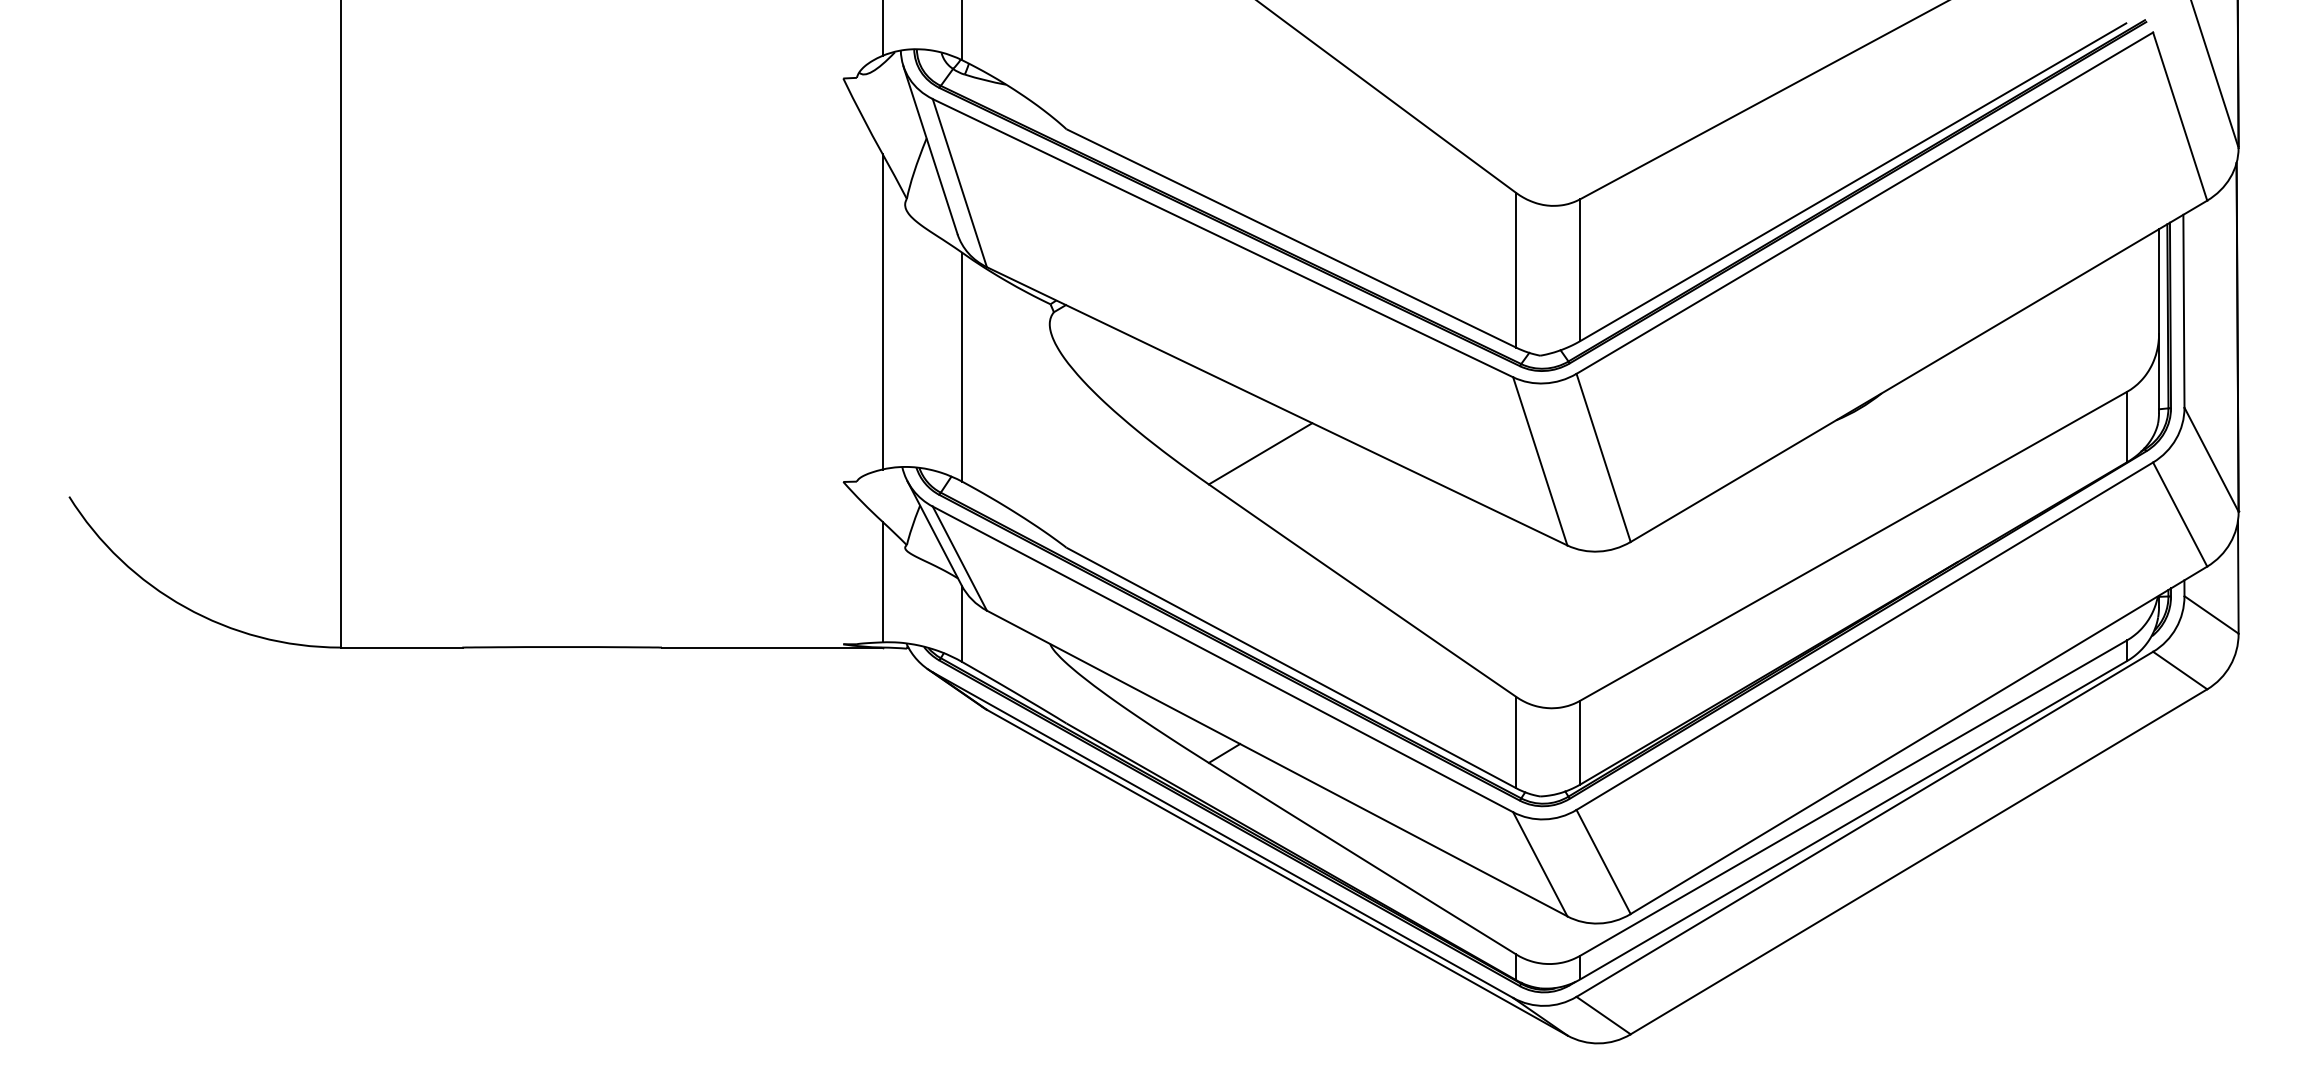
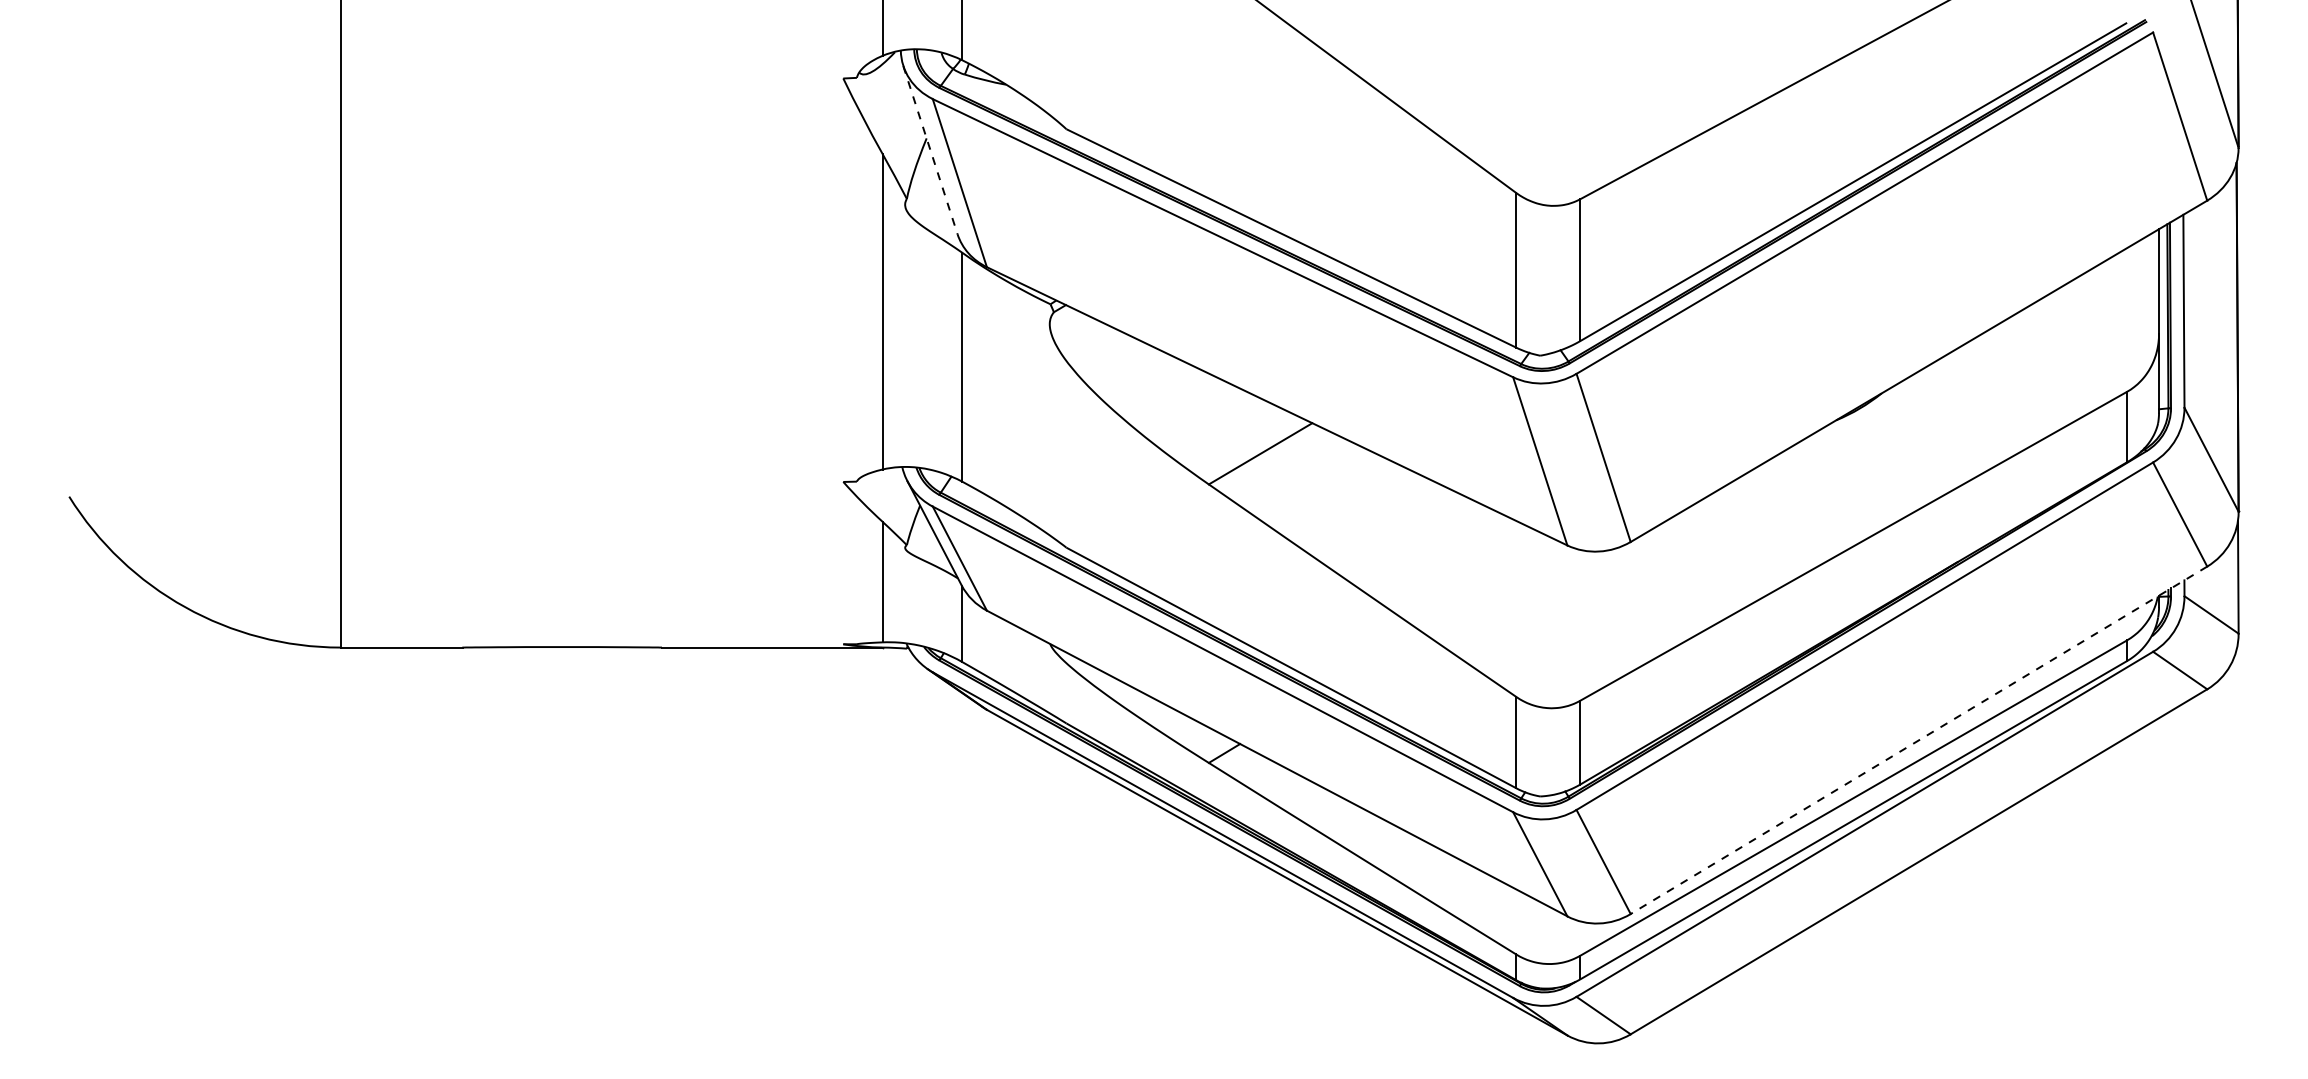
line: solid -> dashed (930, 150)
line: solid -> dashed (1918, 740)
